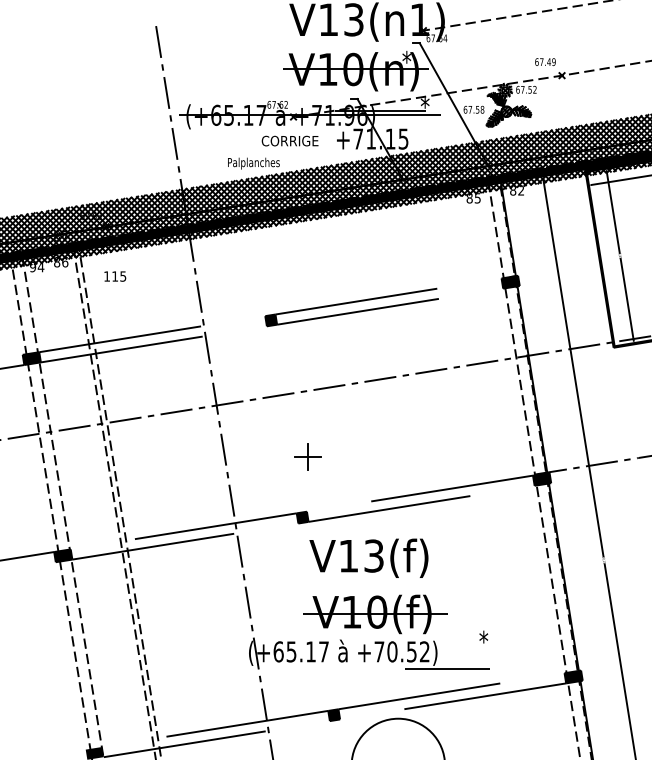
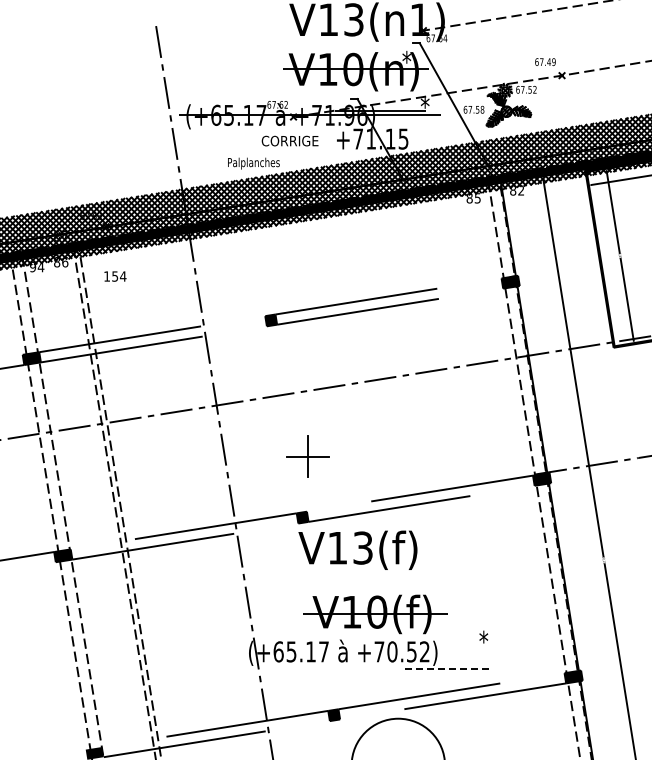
text: 115 -> 154 (119, 276)
part size: 28x28 px -> 44x43 px (307, 456)
text position: (368, 557) -> (357, 549) (357, 549)
line: solid -> dashed (448, 669)
